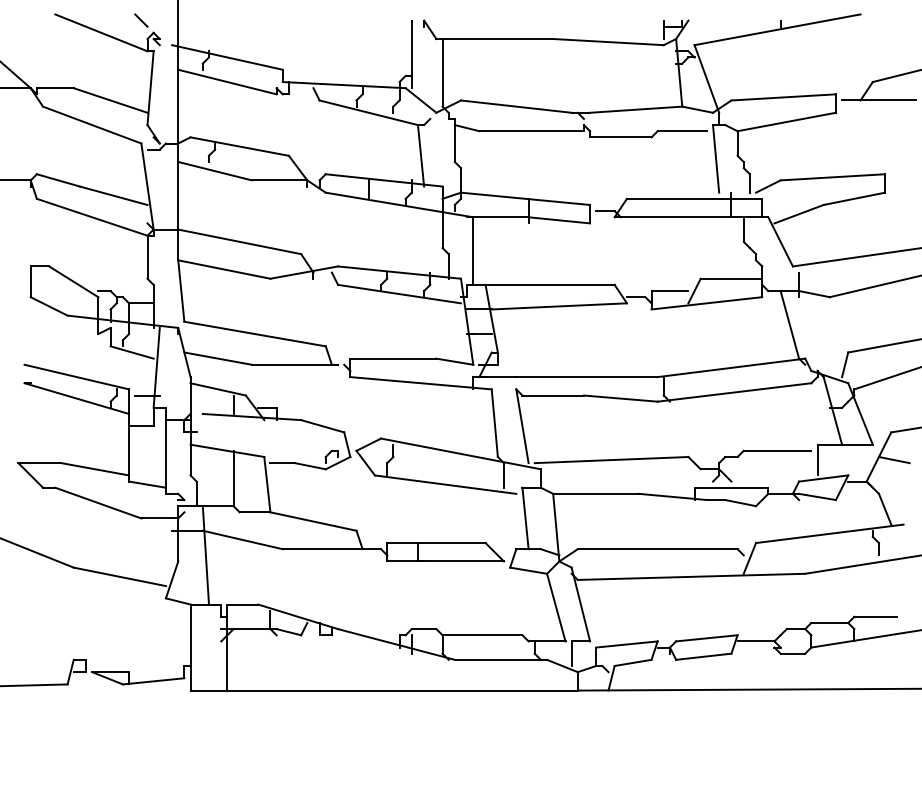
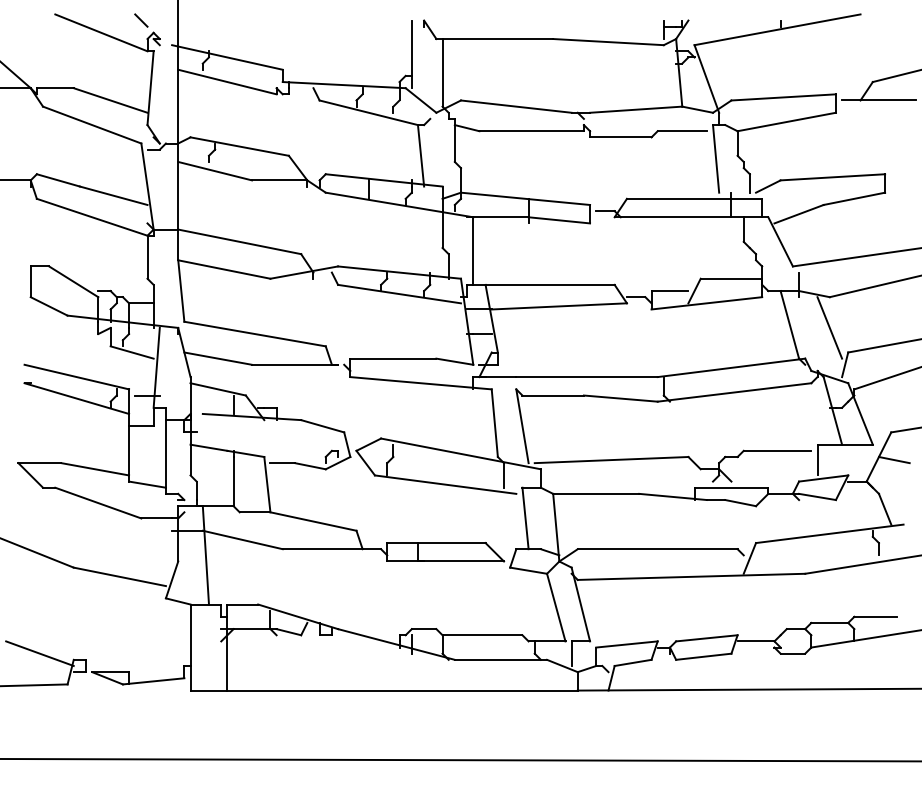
line: none -> present (829, 327)
line: none -> present (39, 653)
line: none -> present (460, 760)
